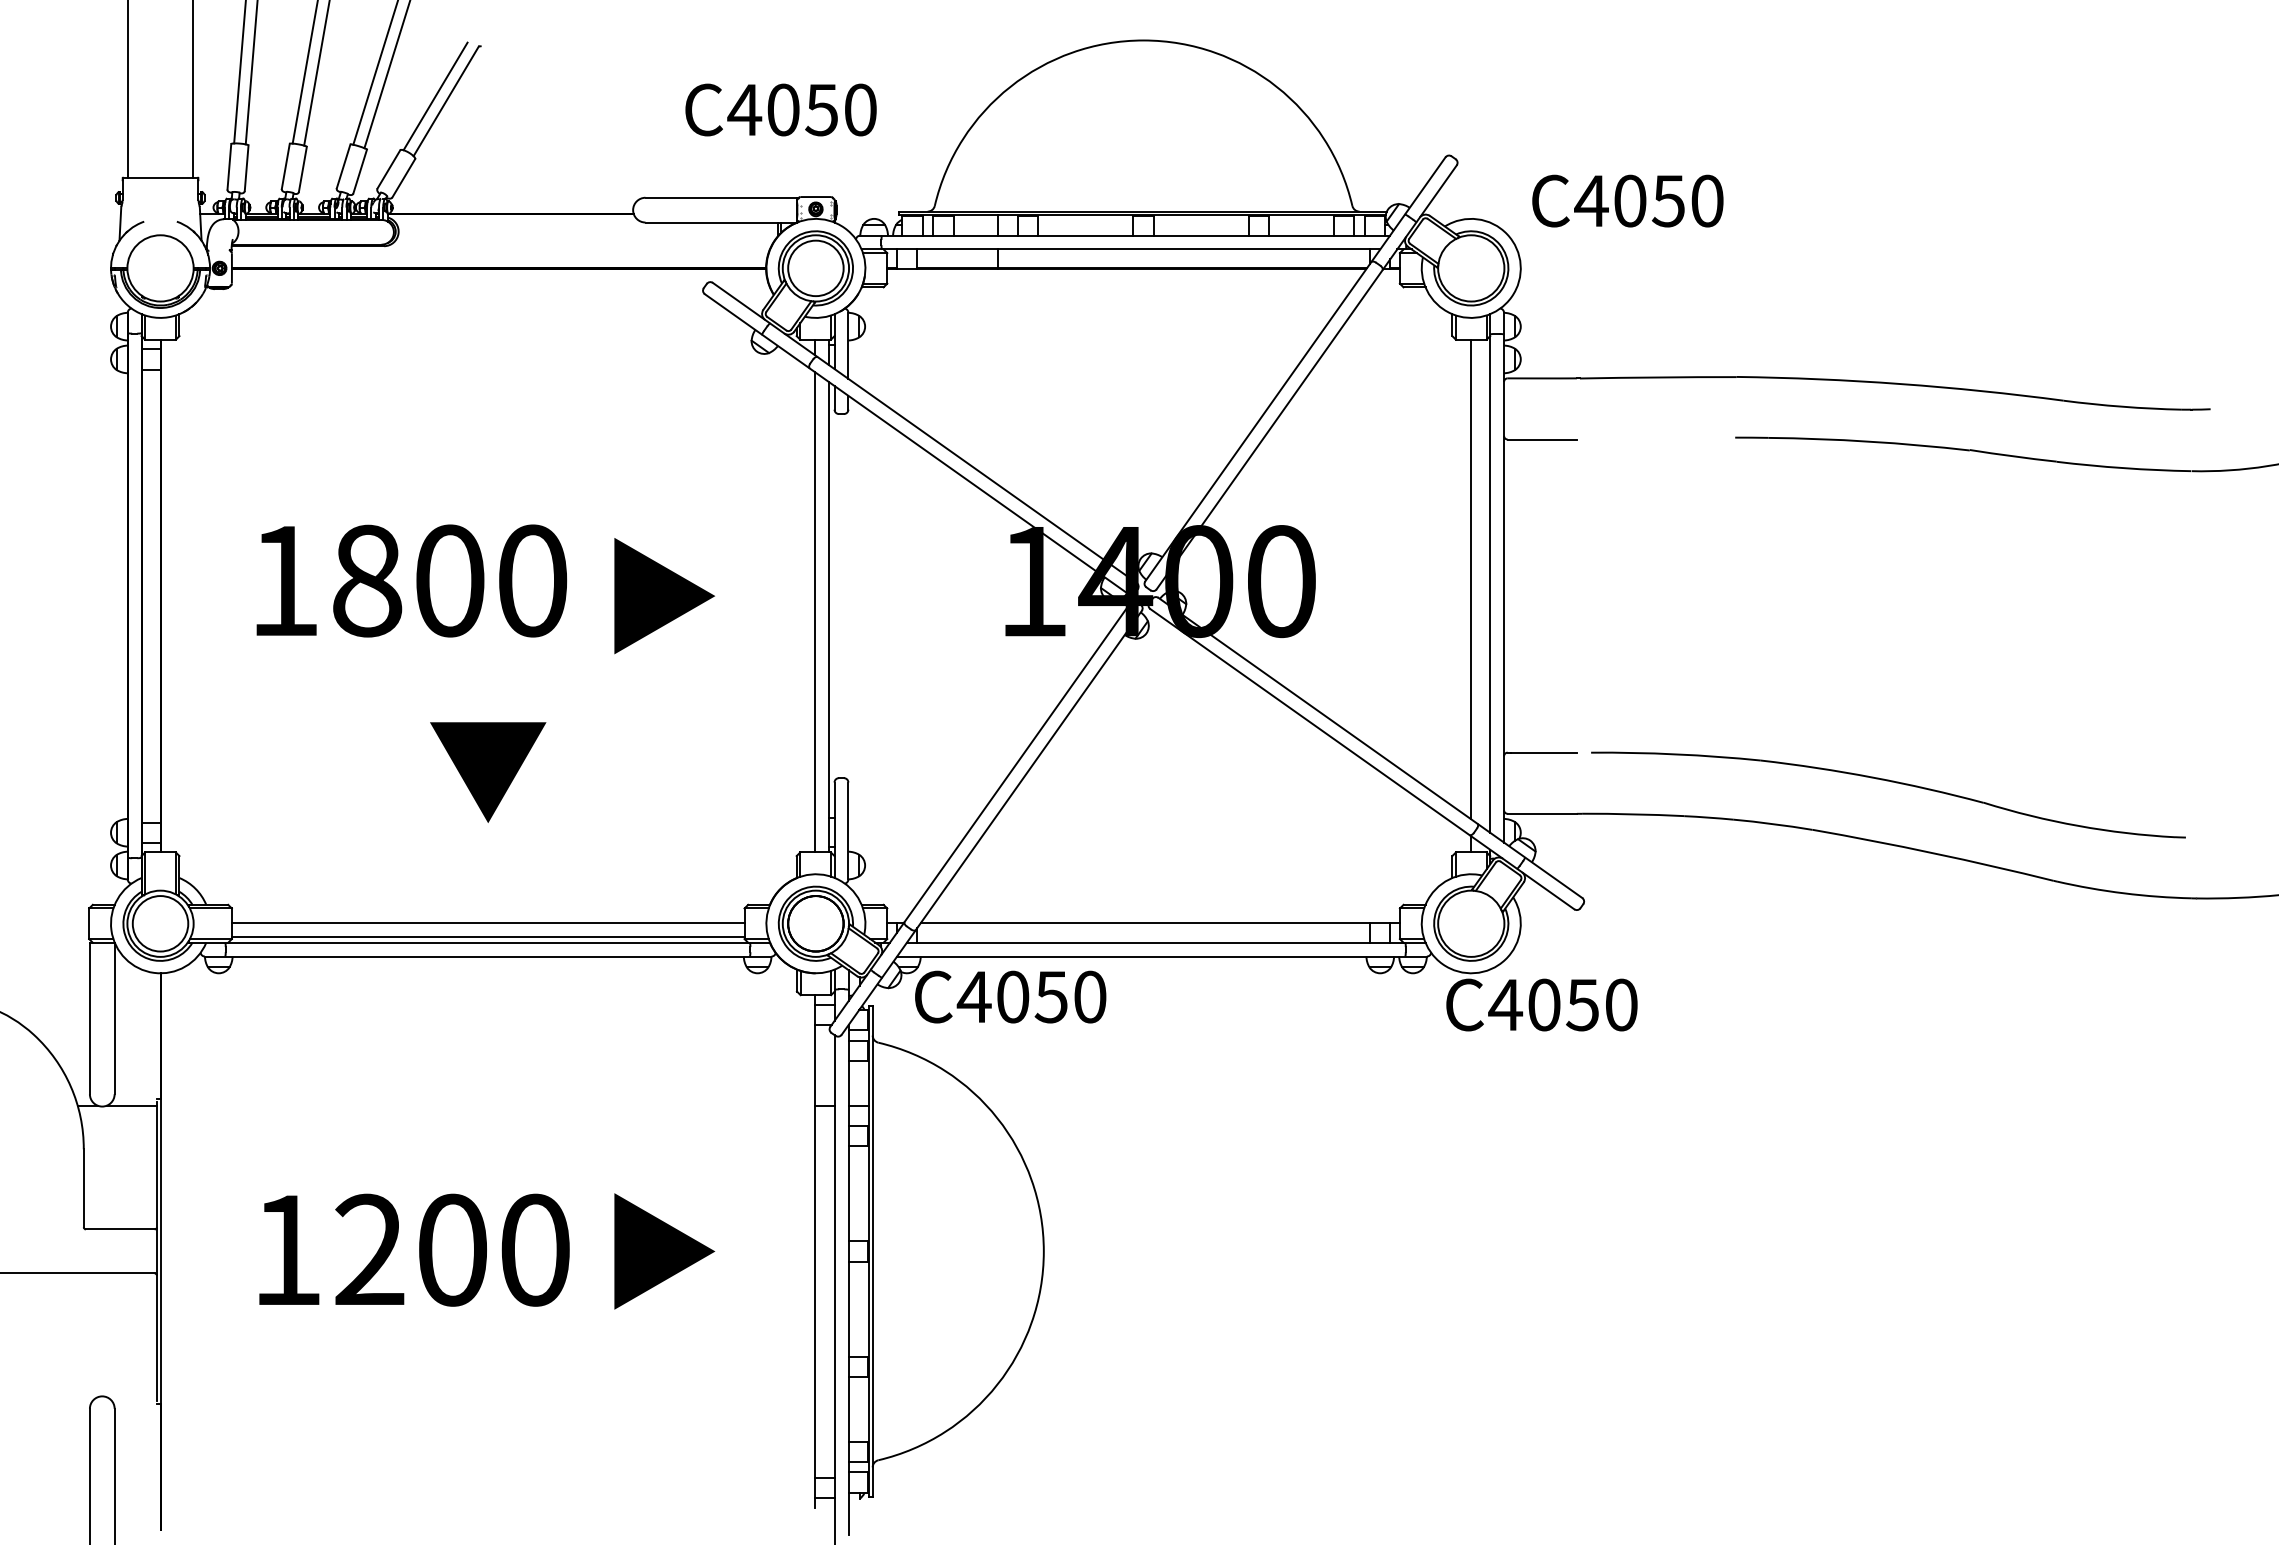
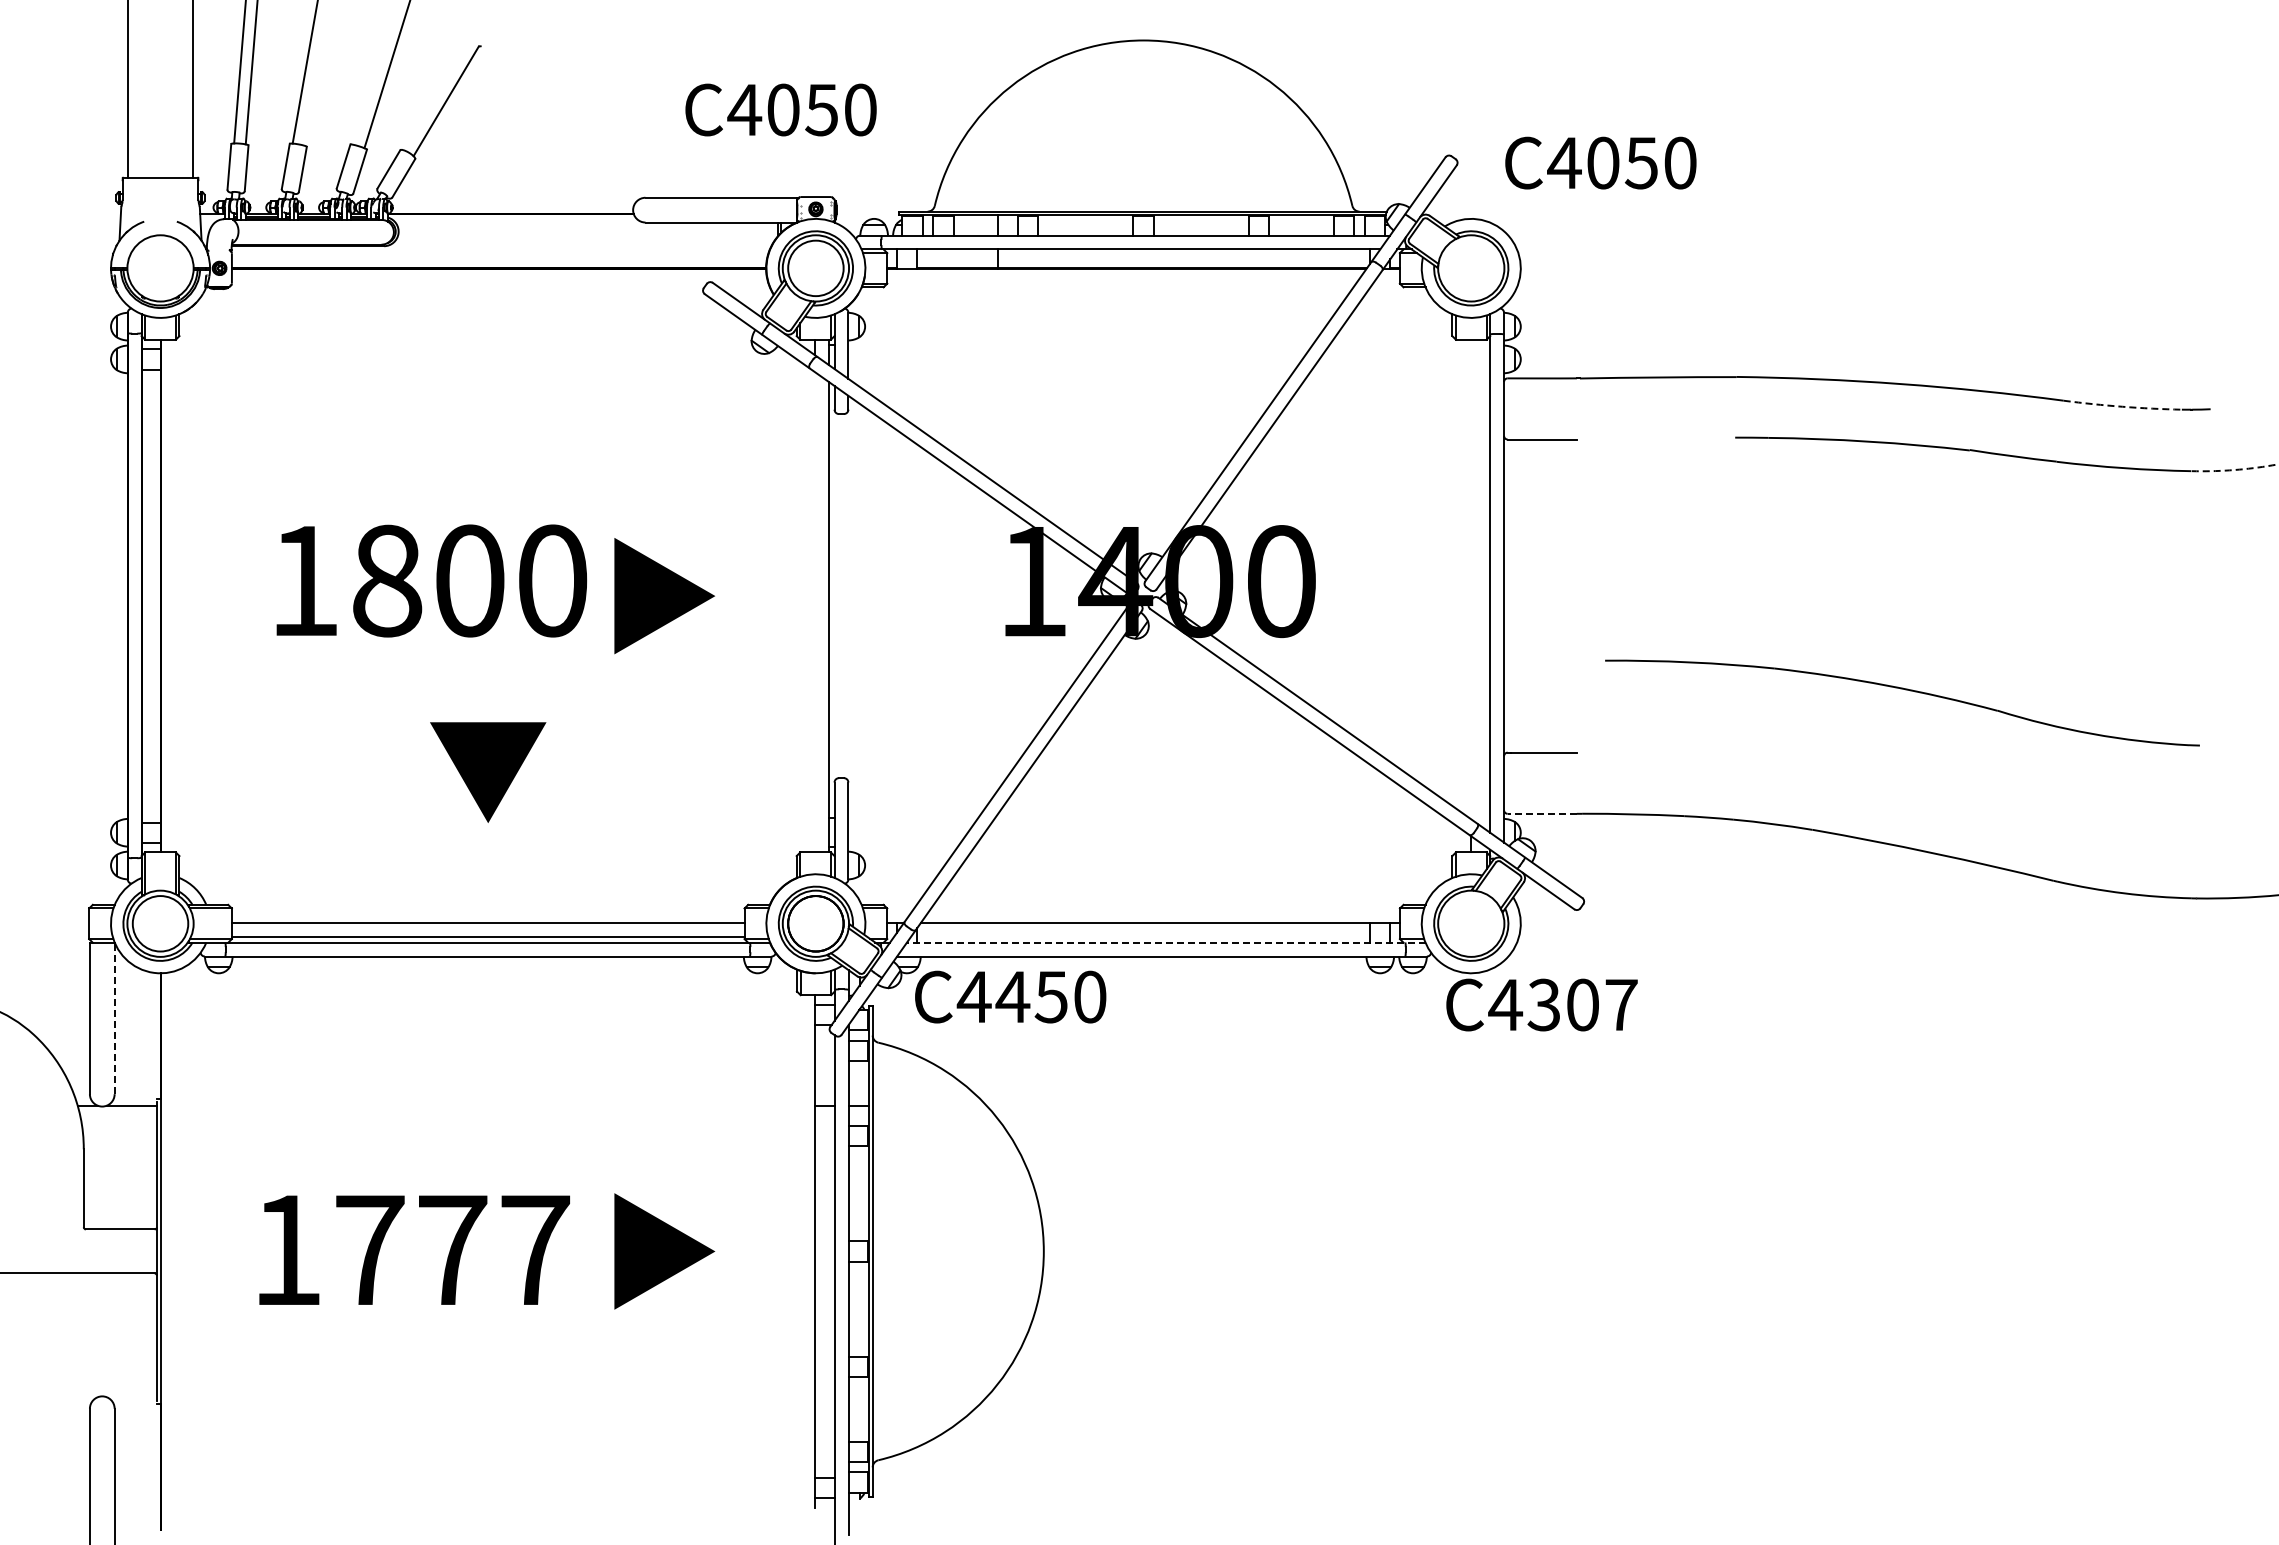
line: present -> none (316, 73)
line: present -> none (375, 73)
line: present -> none (435, 96)
text position: (1627, 200) -> (1600, 162) (1600, 162)
arc: solid -> dashed (2122, 406)
arc: solid -> dashed (2234, 469)
line: present -> none (1470, 578)
text position: (411, 580) -> (431, 580) (431, 580)
line: present -> none (815, 612)
part position: (1891, 782) -> (1905, 690) (1905, 690)
line: solid -> dashed (1542, 813)
line: solid -> dashed (1165, 942)
text: C4050 -> C4450 (1012, 996)
text: C4050 -> C4307 (1582, 1004)
line: solid -> dashed (114, 1018)
text: 1200 -> 1777 (452, 1249)
